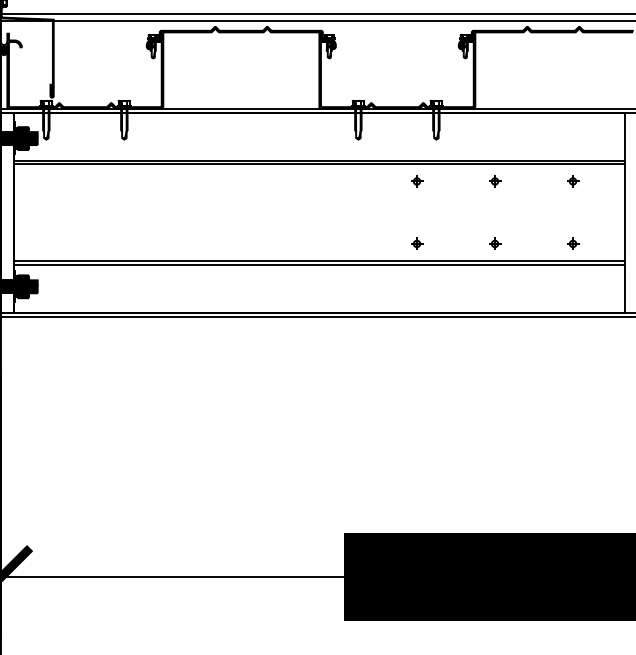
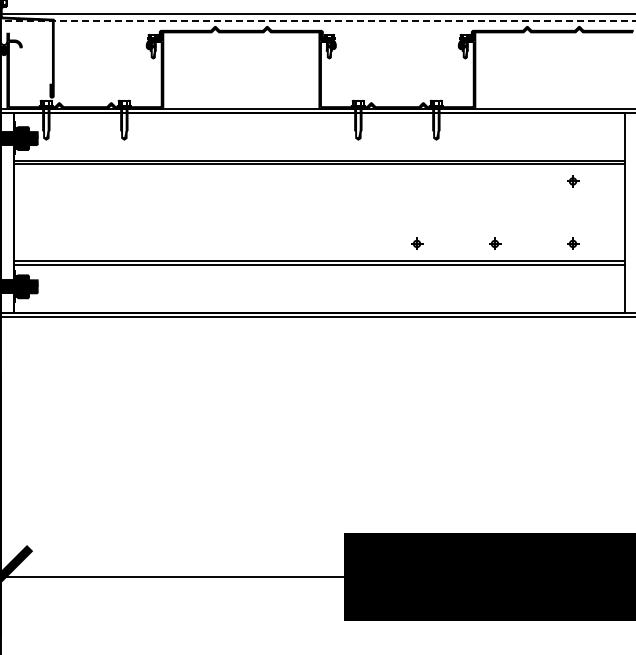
line: solid -> dashed (317, 20)
part: present -> none (417, 181)
part: present -> none (495, 181)
